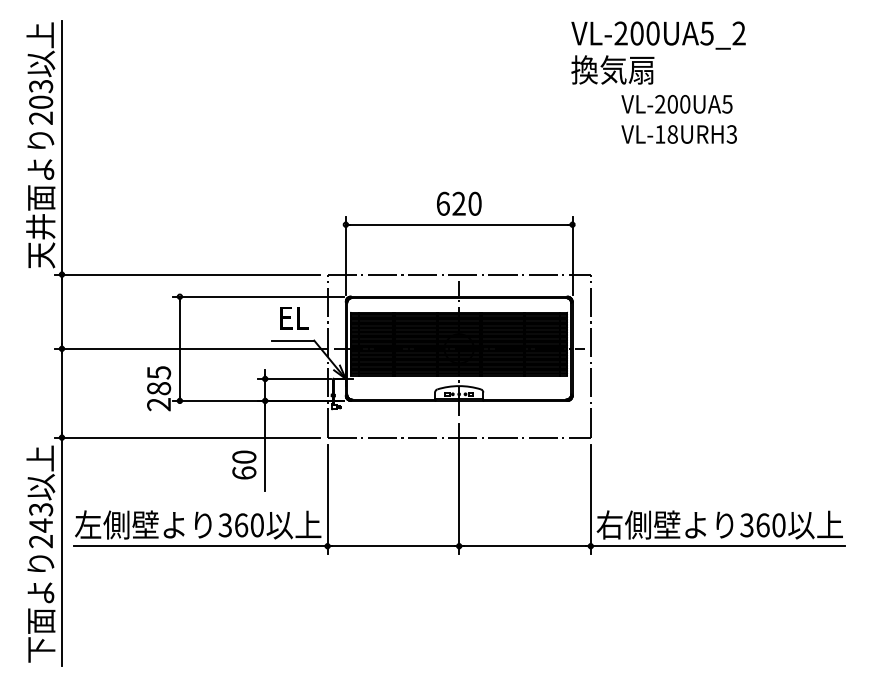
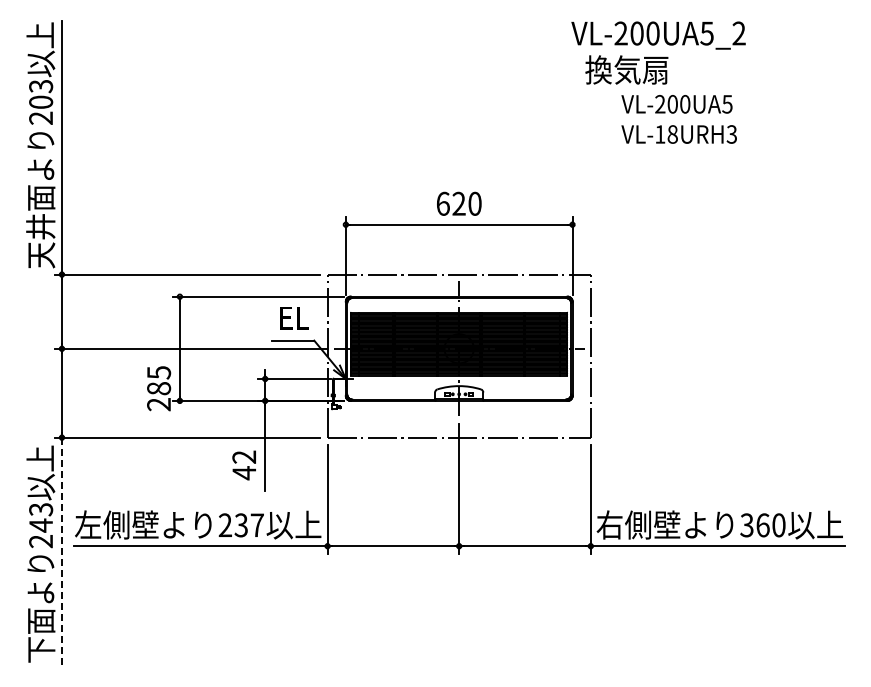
text position: (612, 69) -> (626, 69) (626, 69)
text: 60 -> 42 (244, 465)
text: 360 -> 237 (240, 525)
line: solid -> dashed (61, 552)
